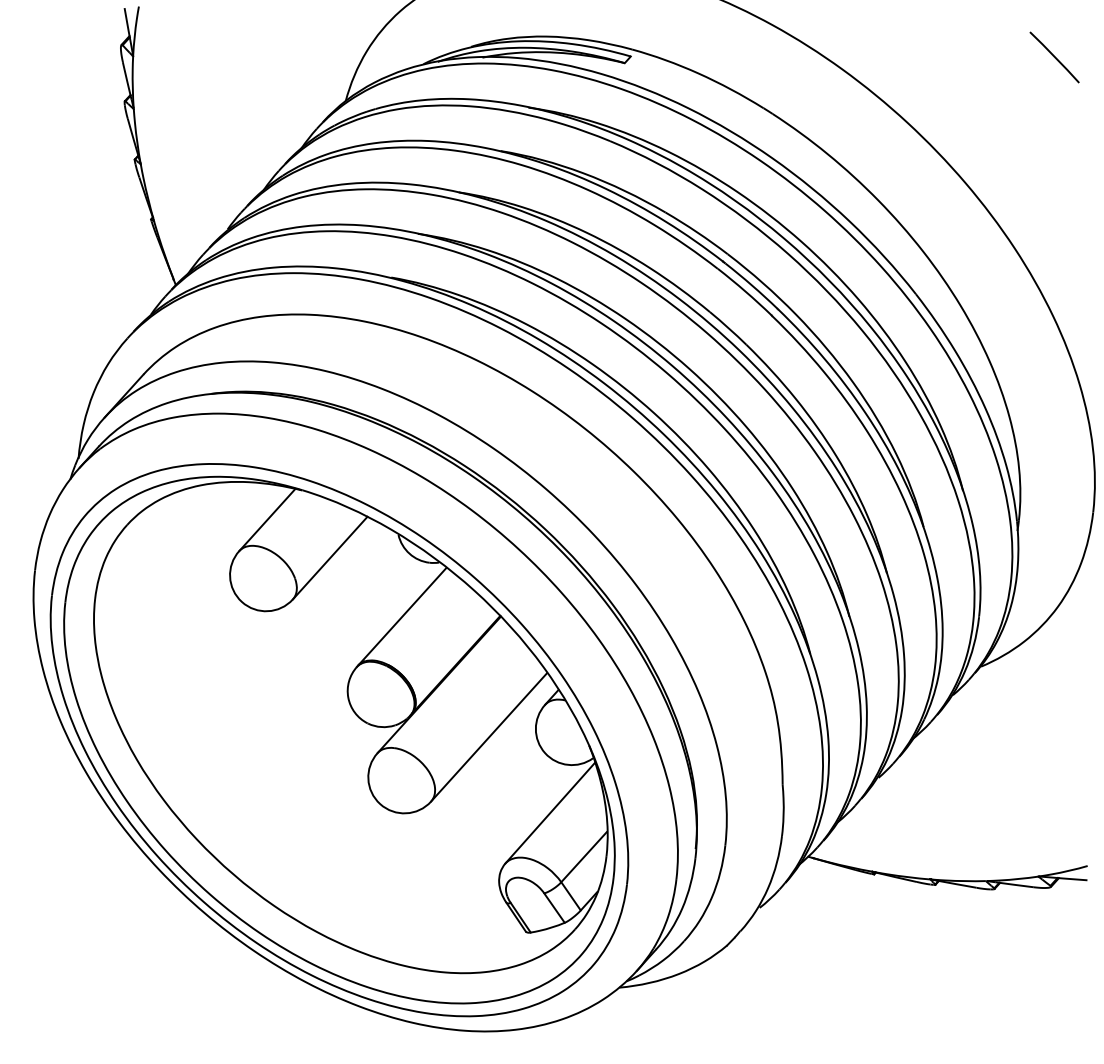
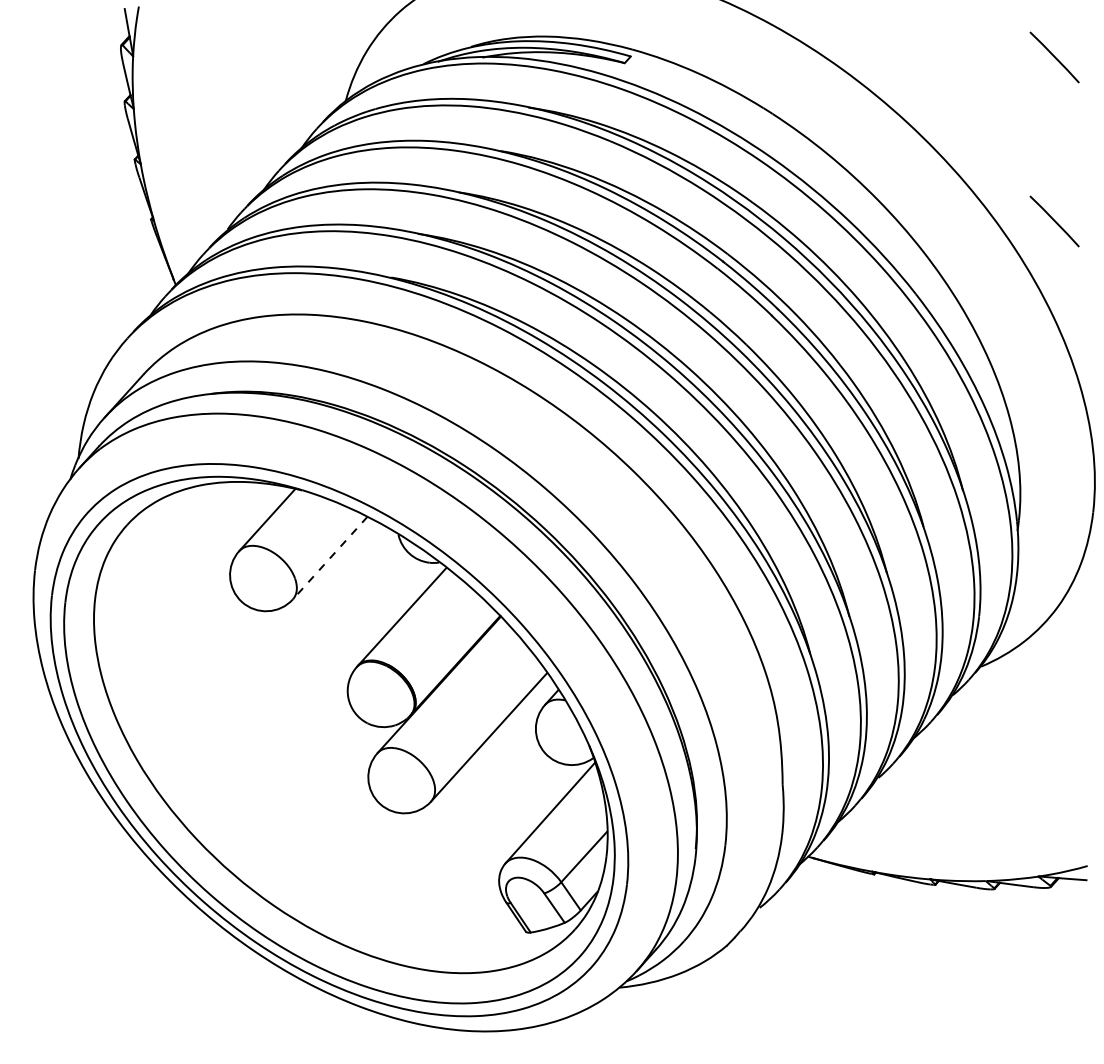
line: none -> present (1054, 221)
line: solid -> dashed (330, 558)
